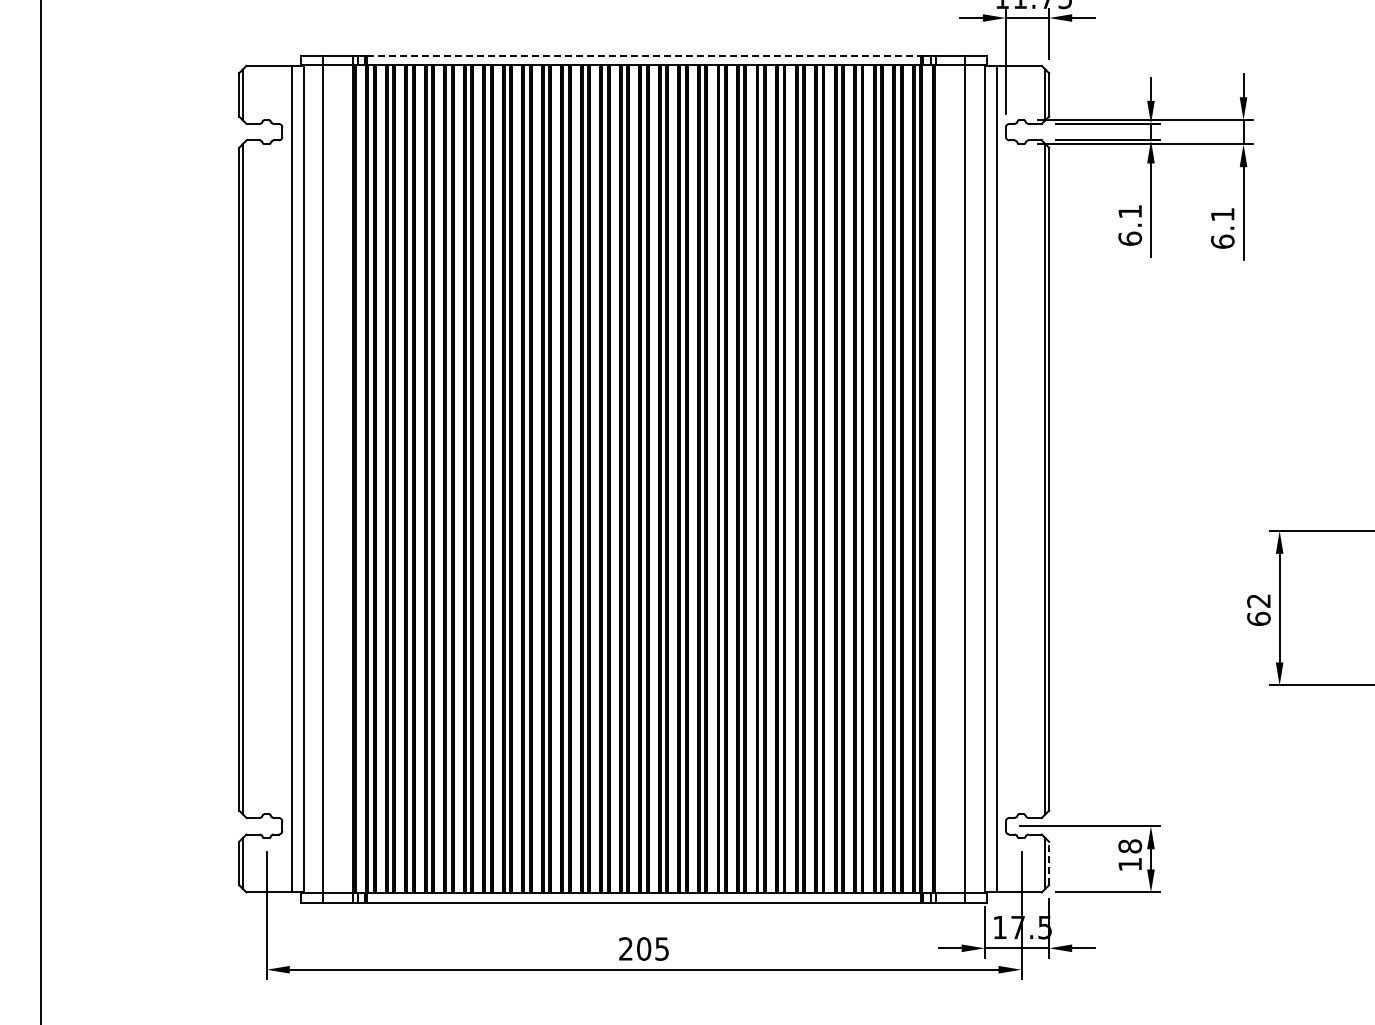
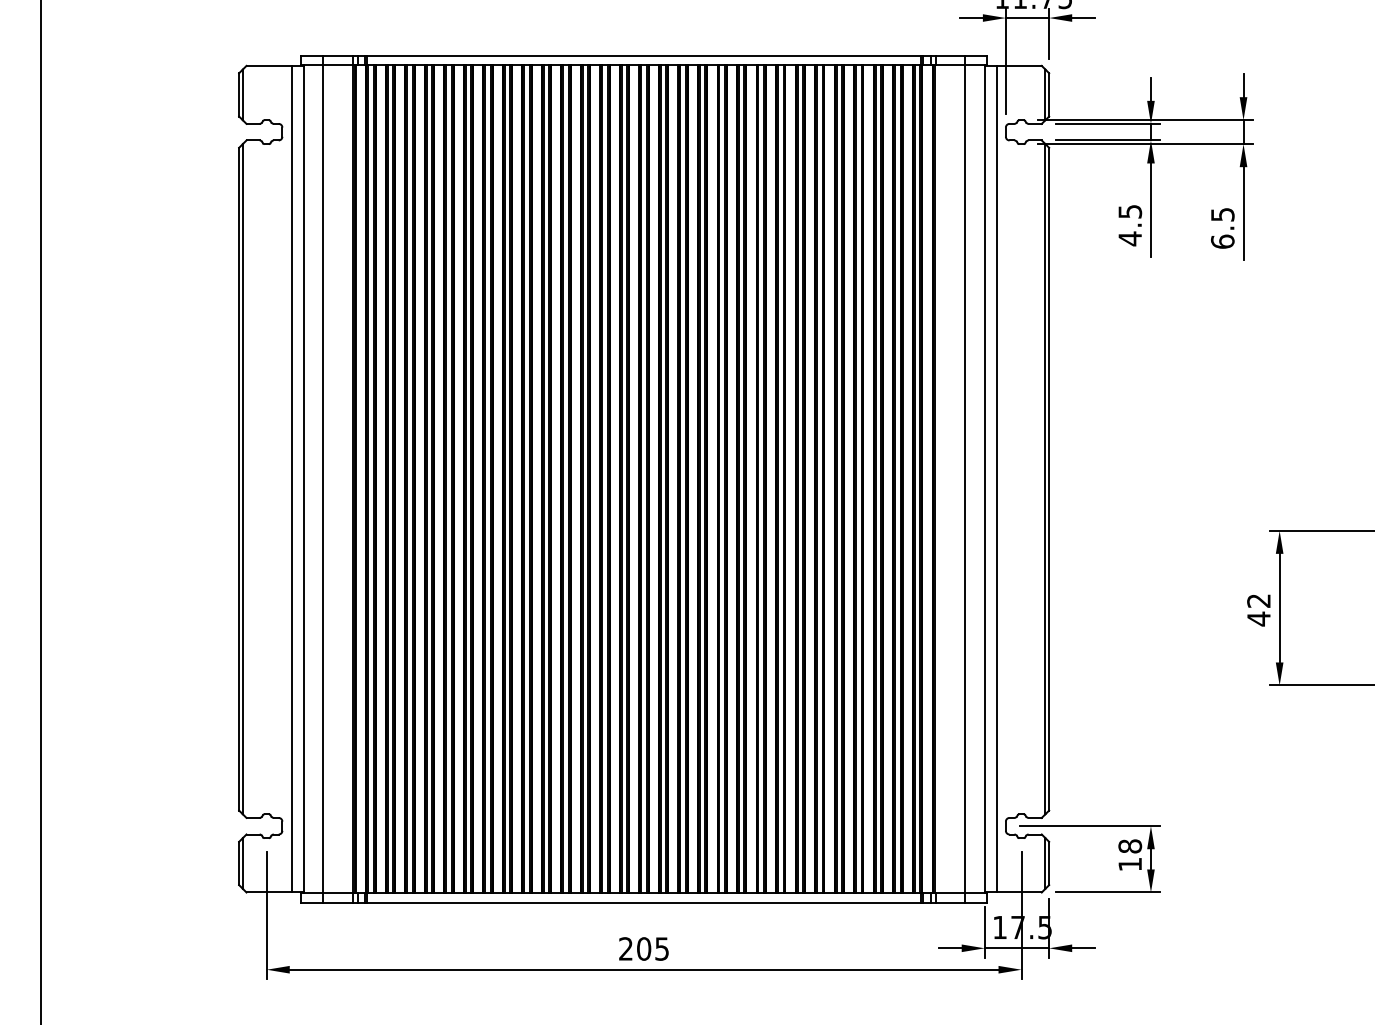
line: dashed -> solid (644, 55)
text: 6.1 -> 6.5 (1222, 214)
text: 6.1 -> 4.5 (1130, 225)
text: 62 -> 42 (1258, 618)
line: dashed -> solid (1049, 863)
